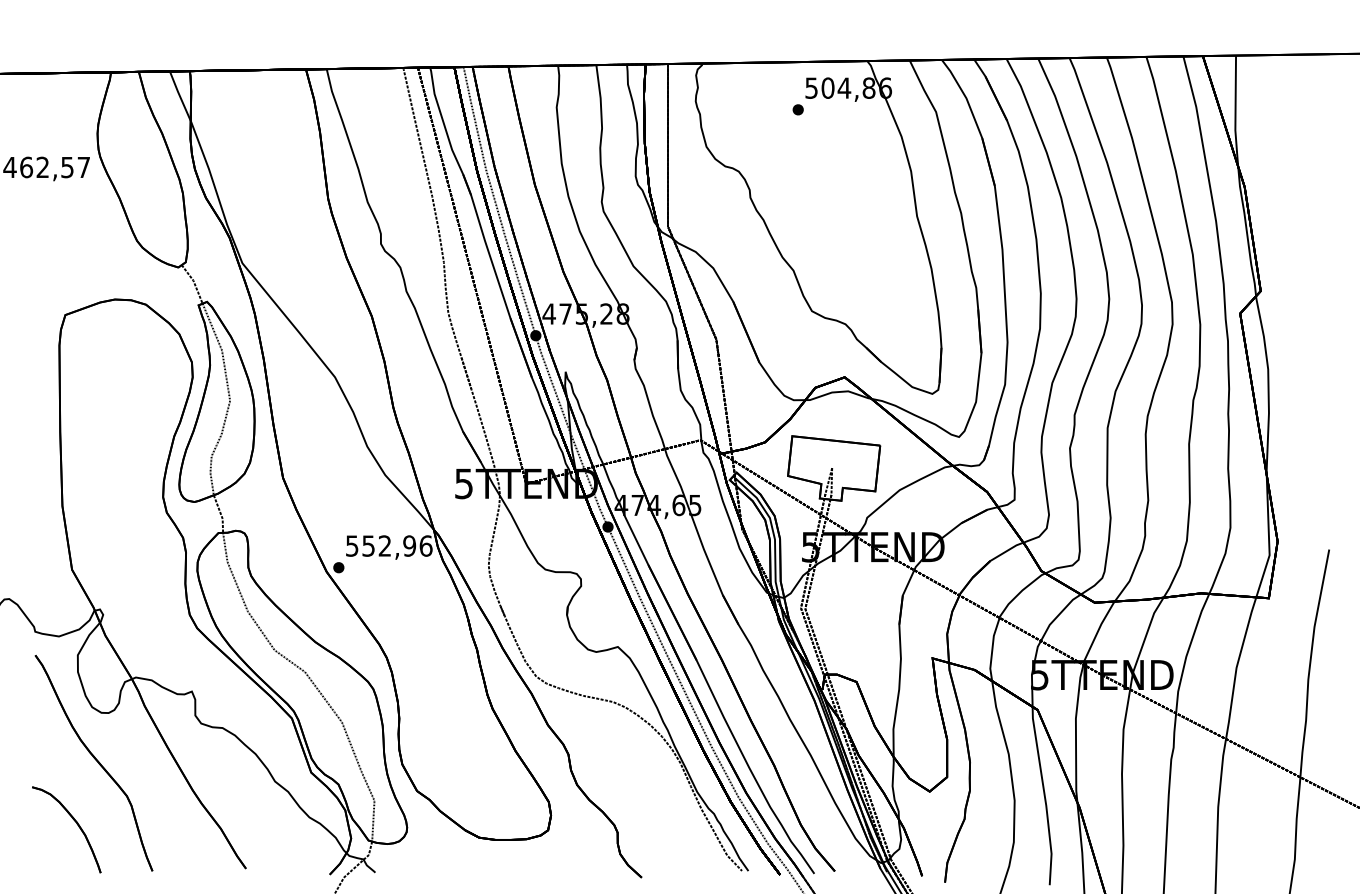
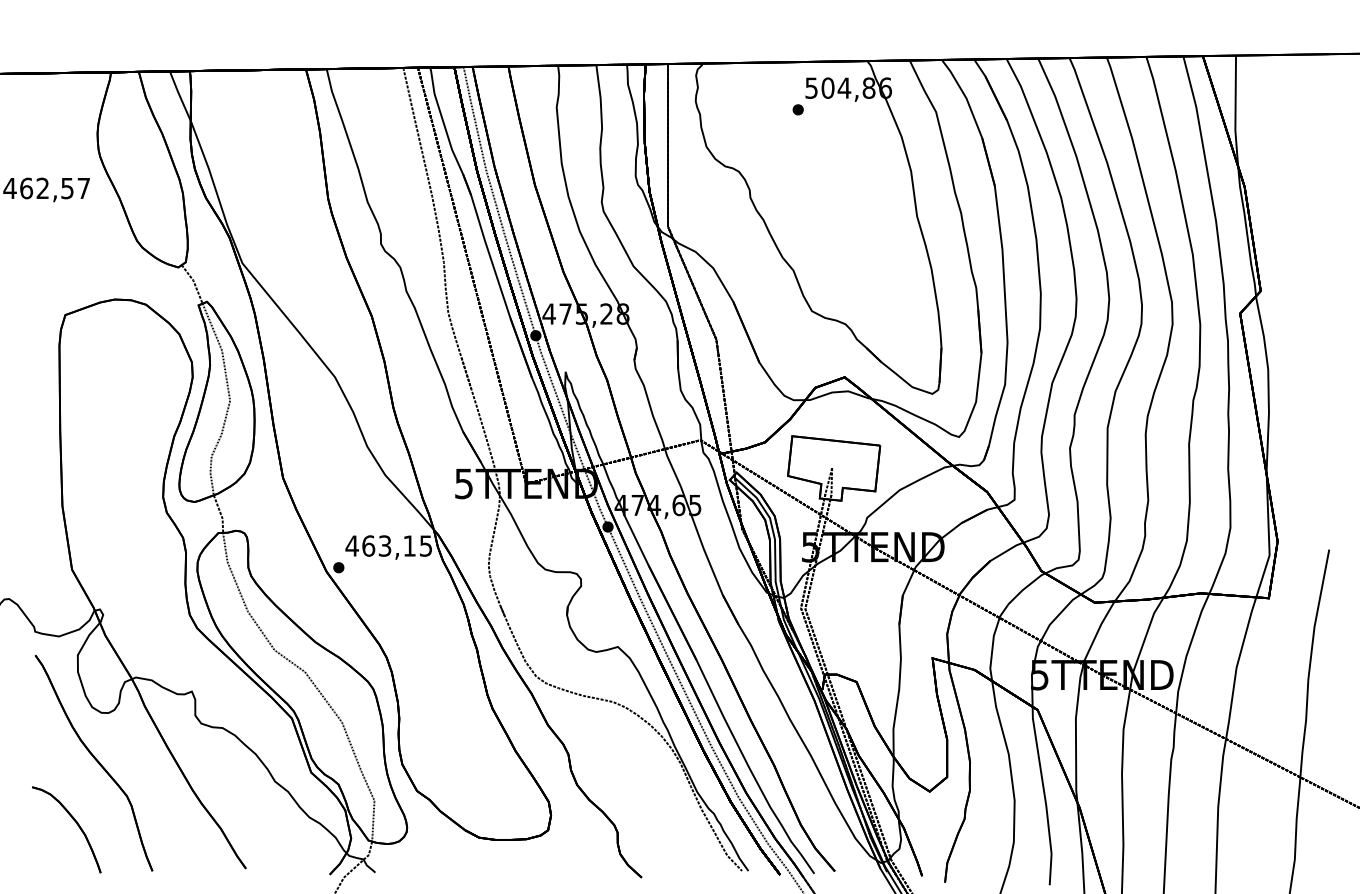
text position: (46, 168) -> (46, 189) (46, 189)
text: 552,96 -> 463,15 (388, 545)
